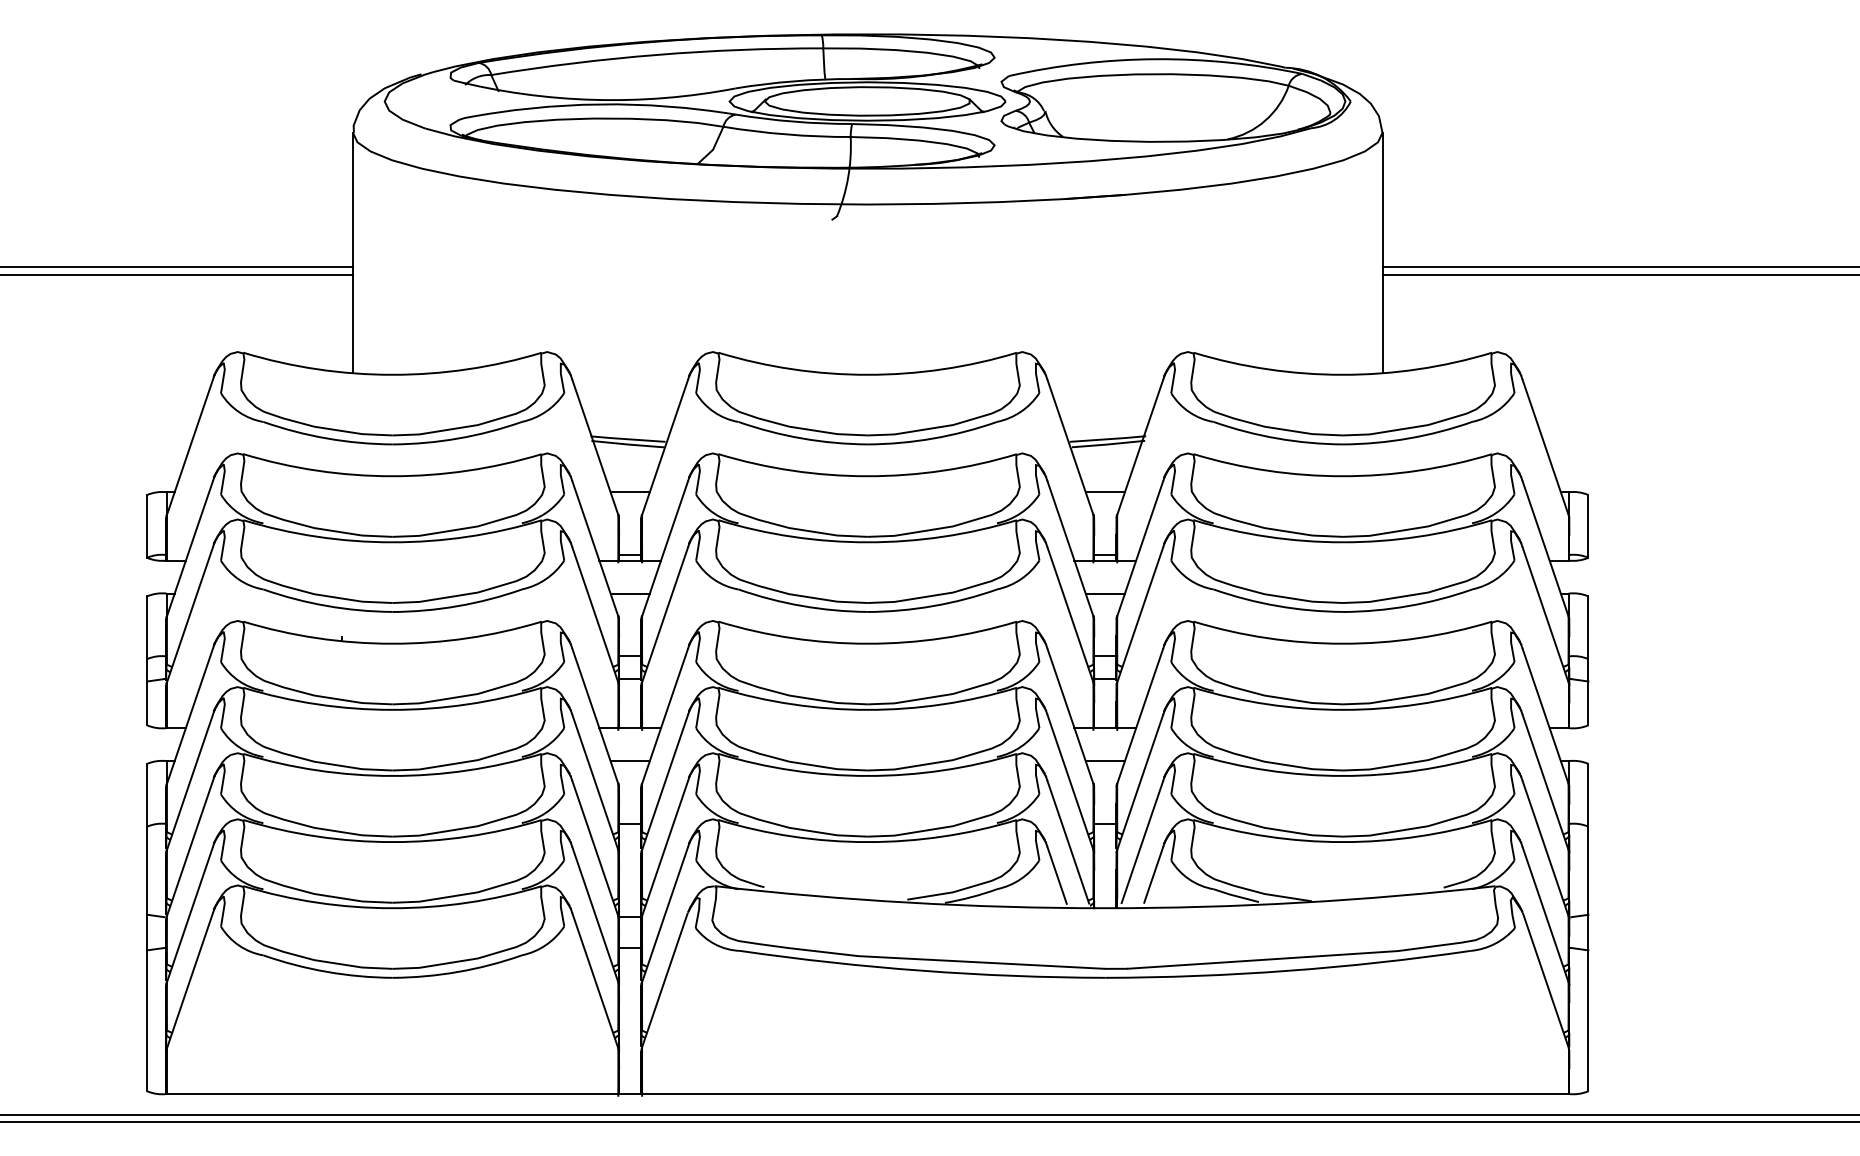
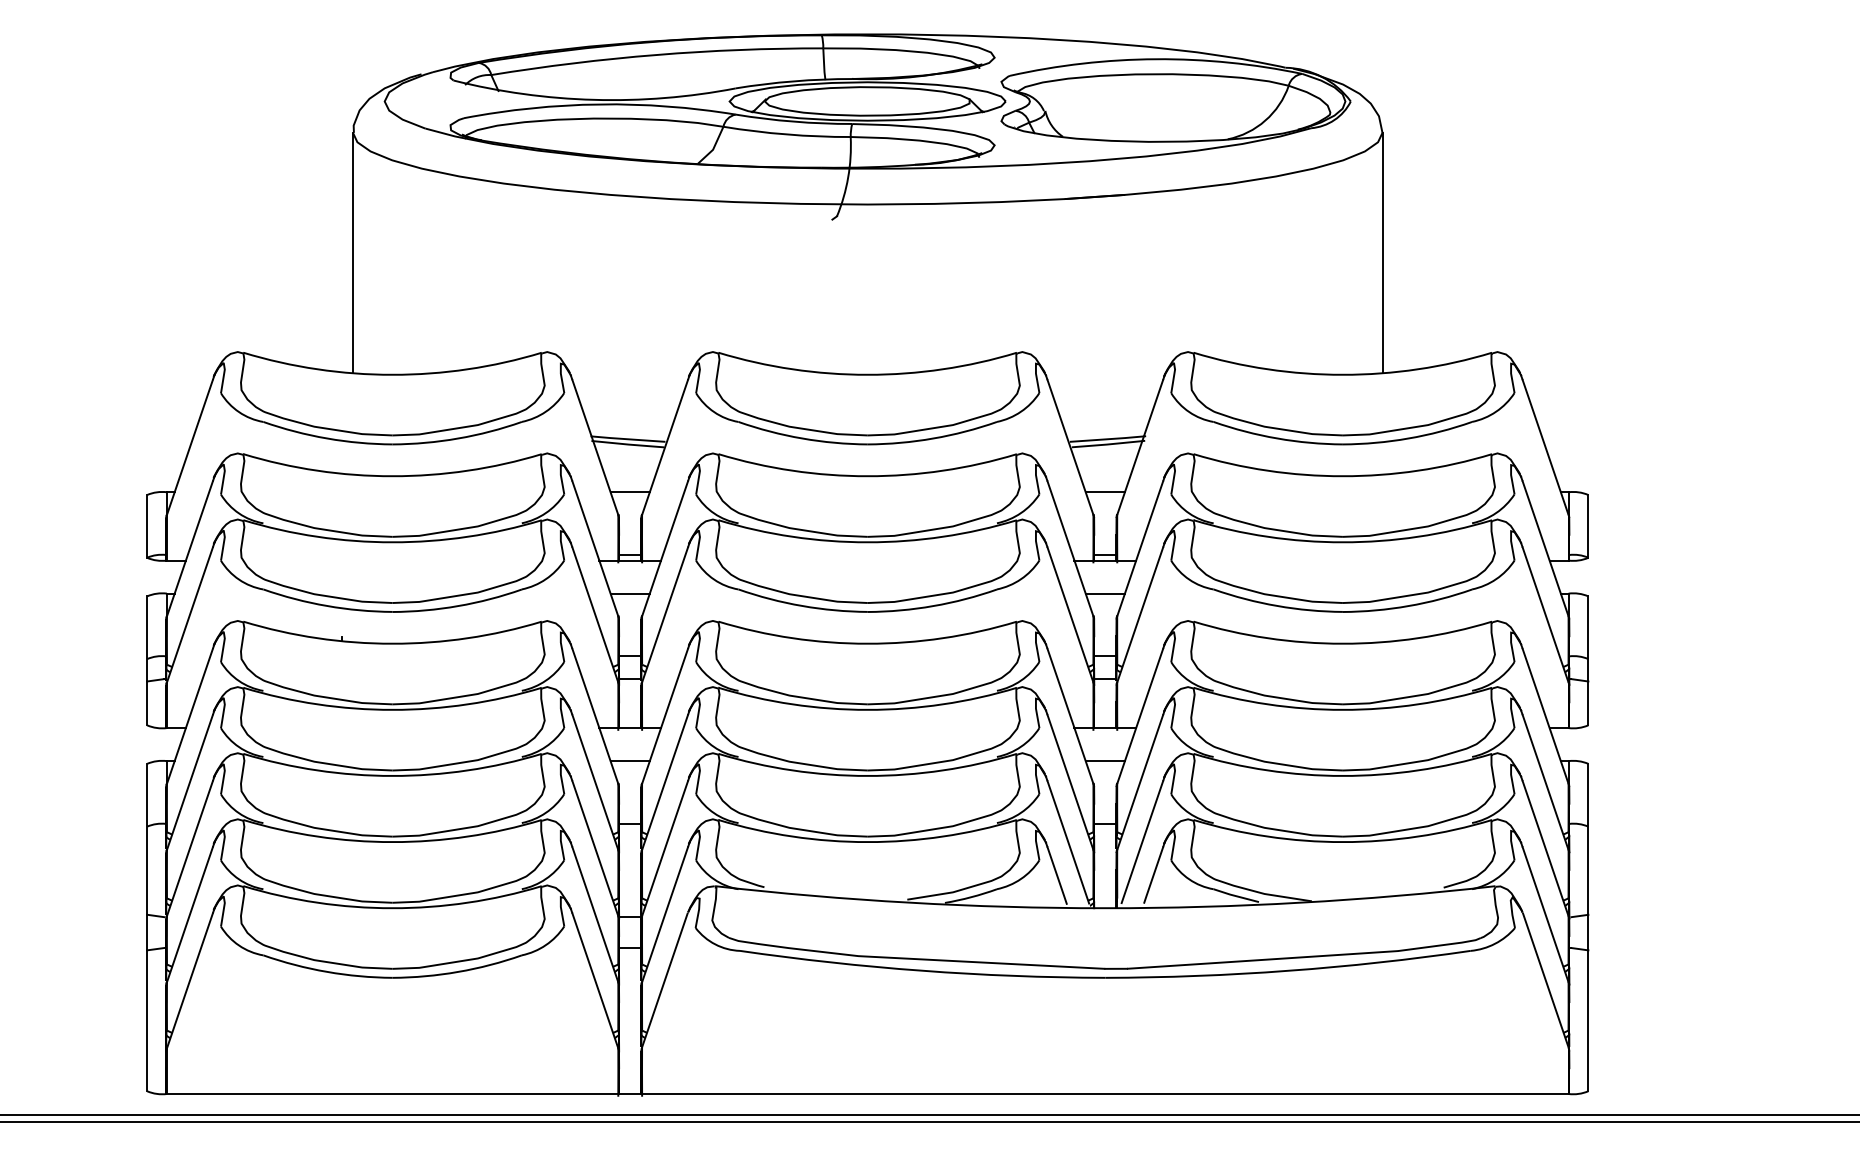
line: present -> none (177, 266)
line: present -> none (1619, 266)
line: present -> none (177, 275)
line: present -> none (1619, 275)
